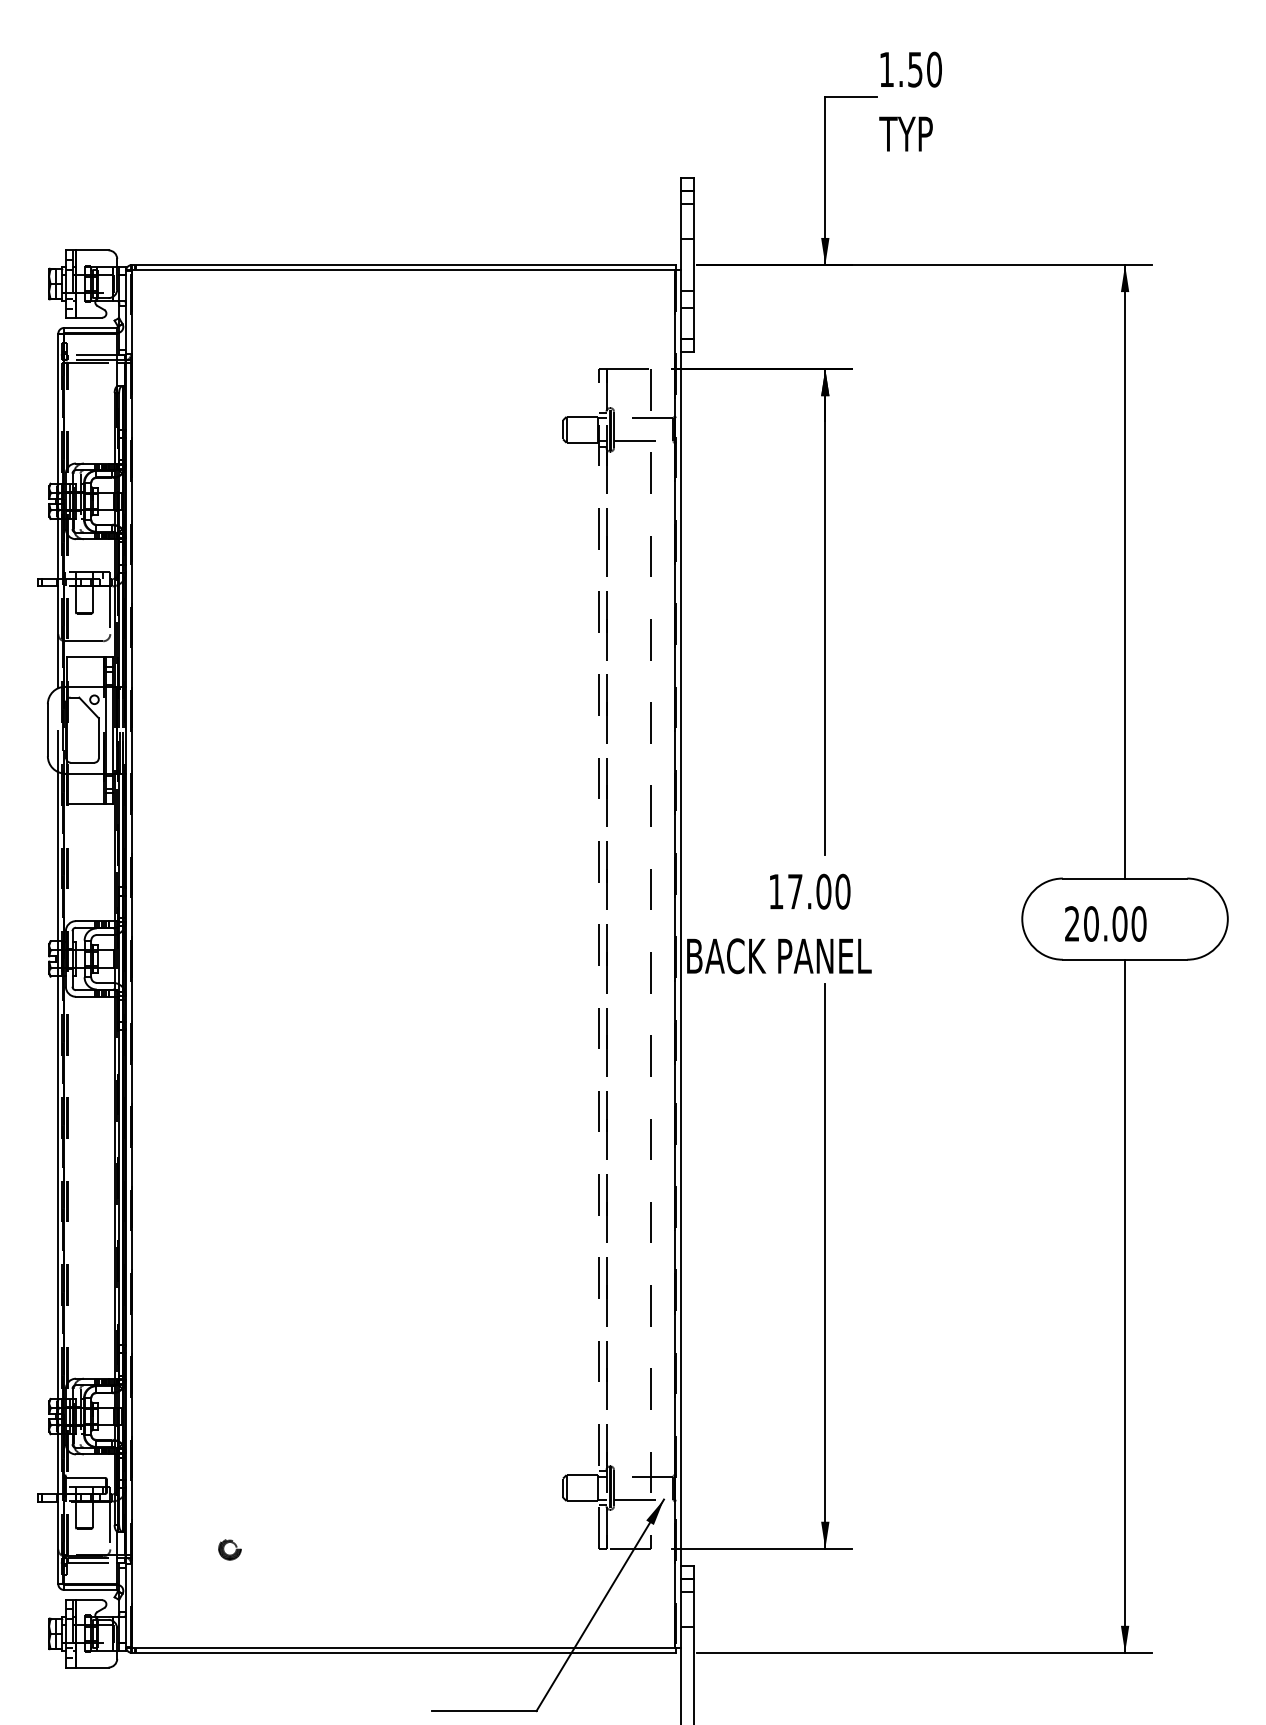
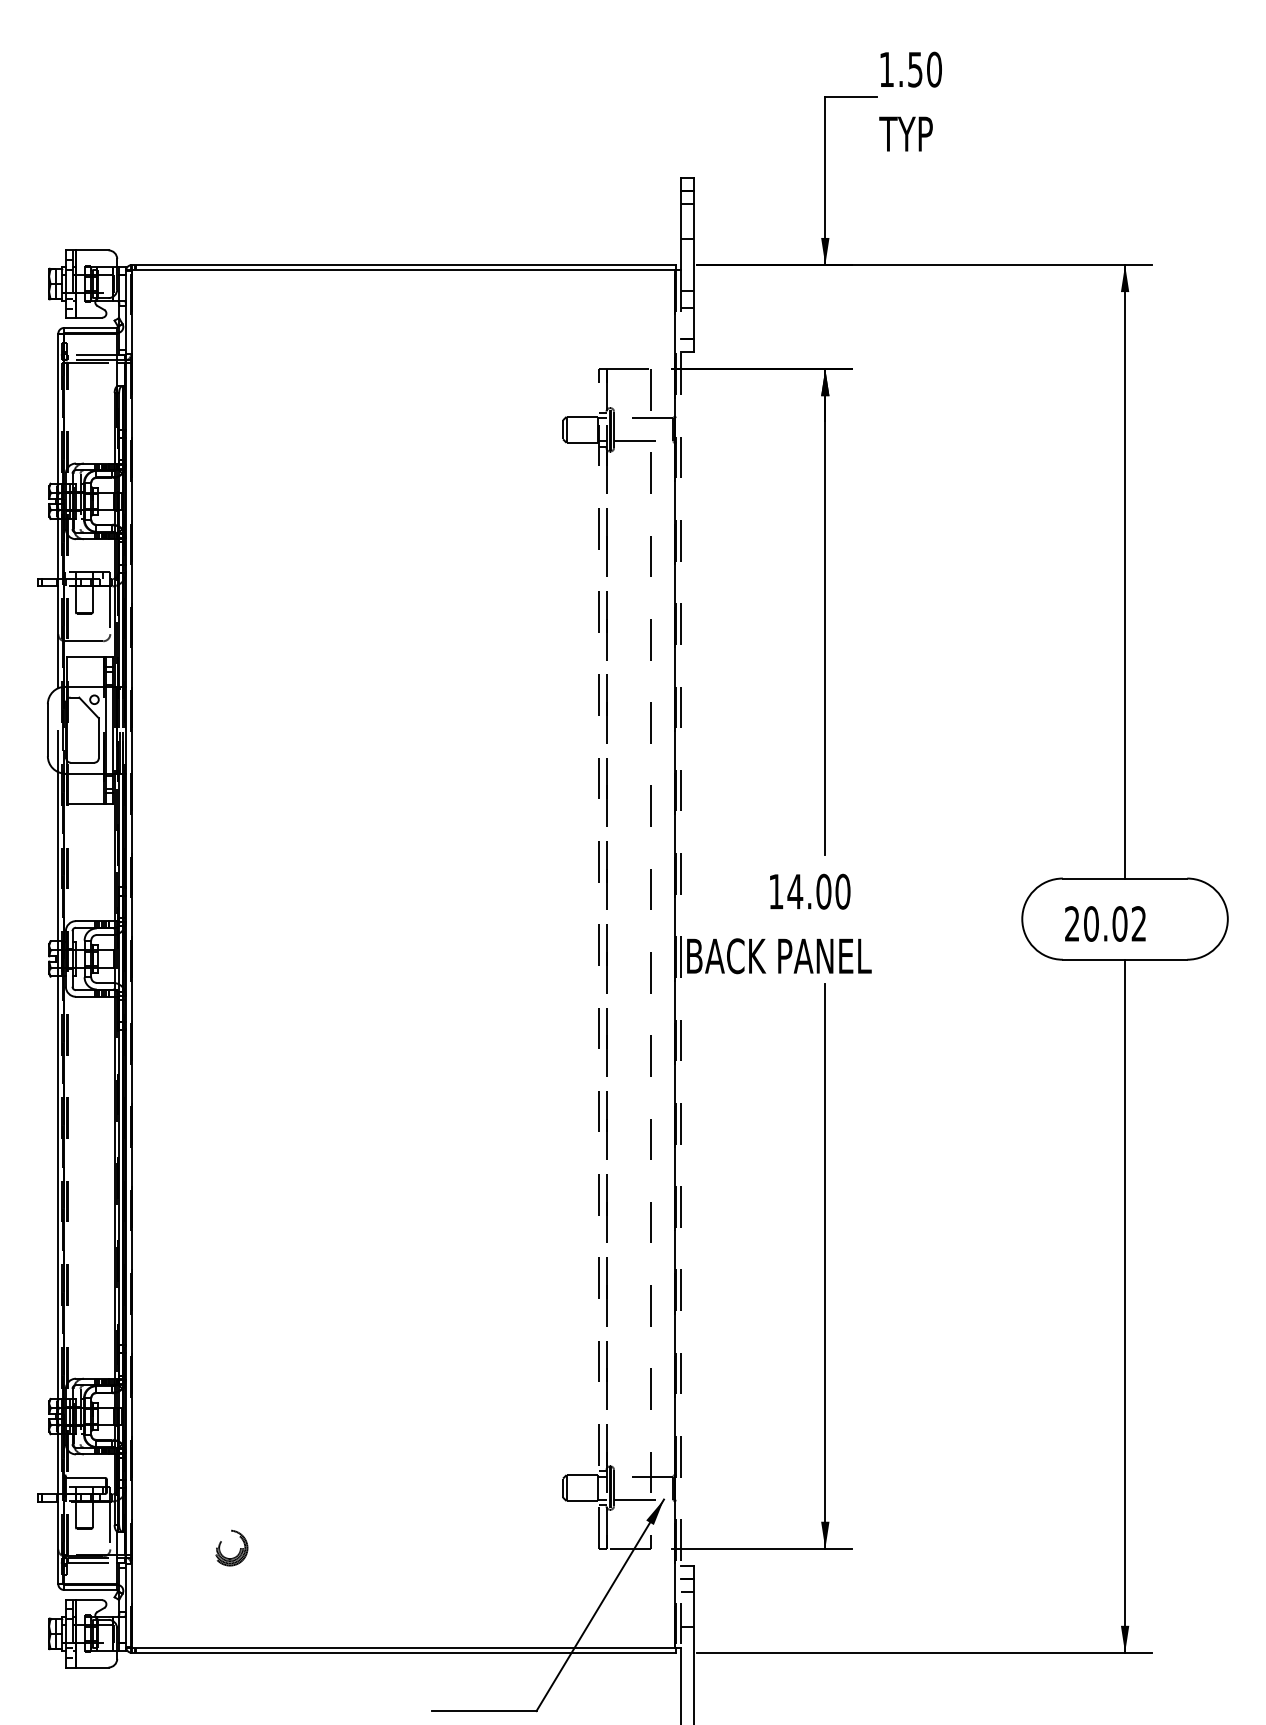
text: 17.00 -> 14.00 (795, 891)
text: 20.00 -> 20.02 (1138, 923)
line: solid -> dashed (681, 958)
part size: 24x22 px -> 34x38 px (231, 1547)
